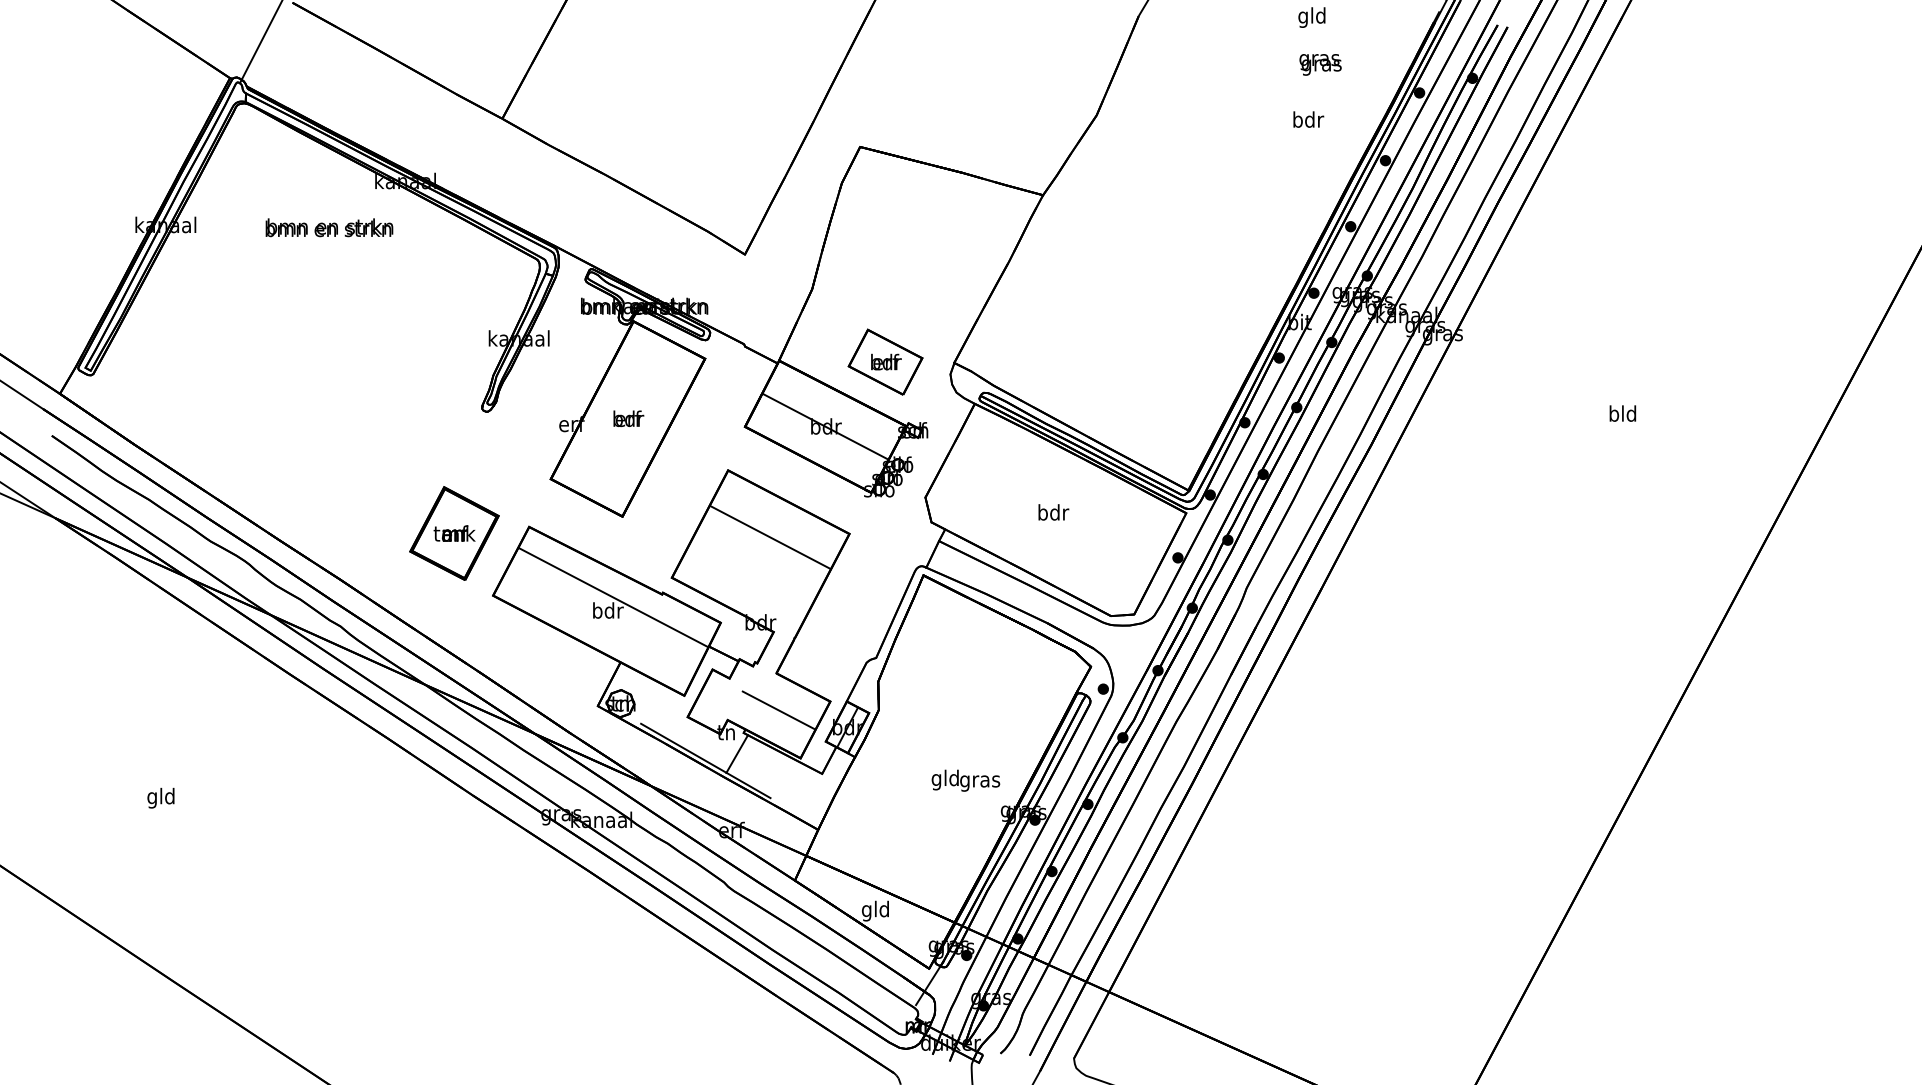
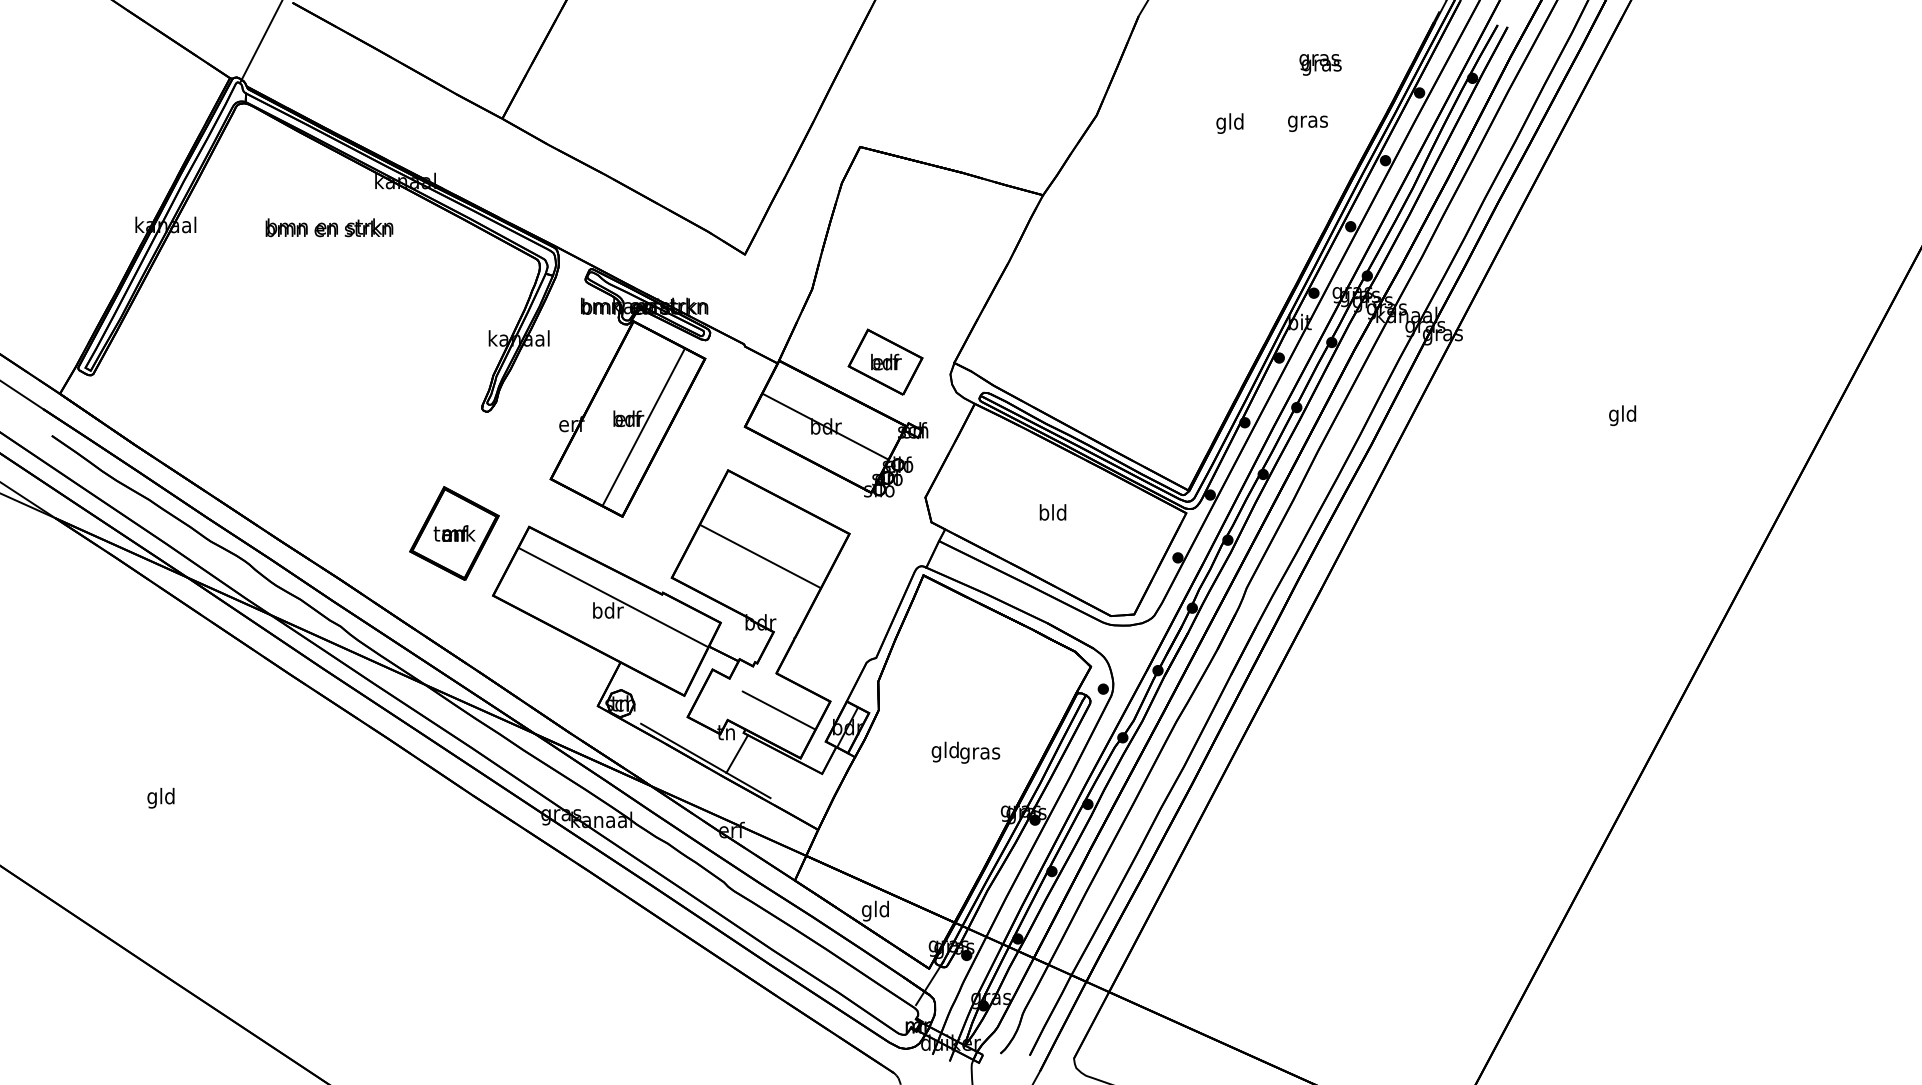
text position: (1311, 17) -> (1229, 123) (1229, 123)
text: bdr -> gras (1307, 121)
text: bld -> gld (1614, 415)
line: none -> present (643, 426)
text: bdr -> bld (1053, 512)
line position: (770, 536) -> (760, 555) (760, 555)
text position: (965, 780) -> (965, 752) (965, 752)
